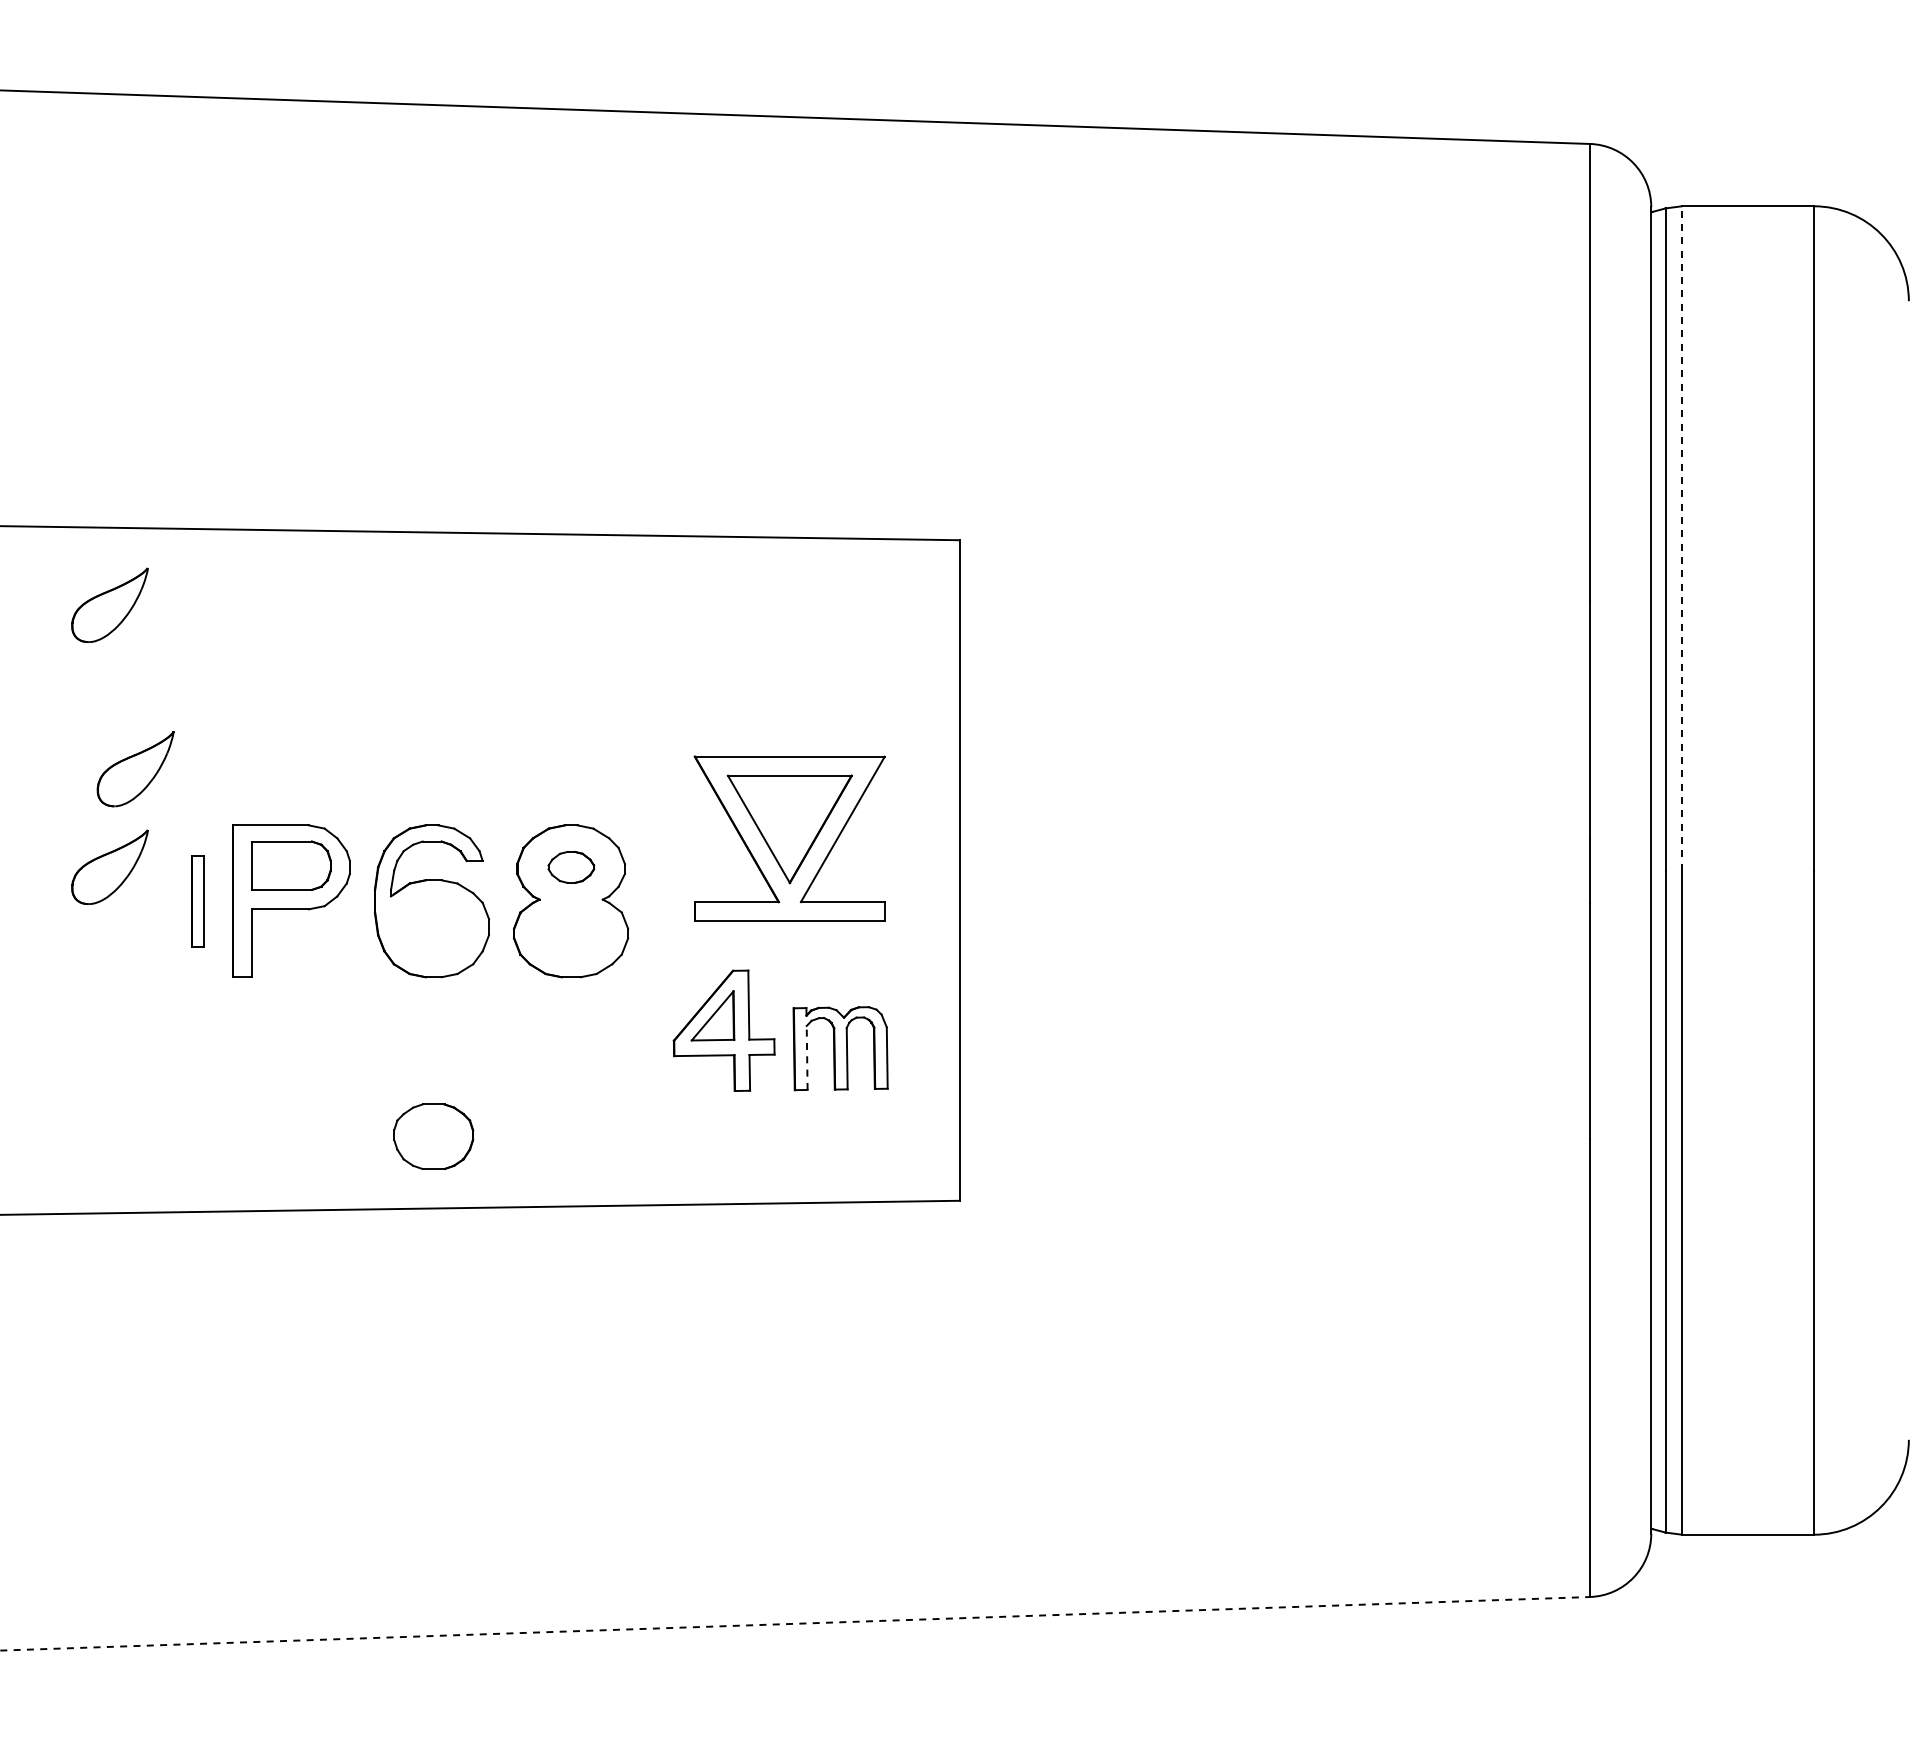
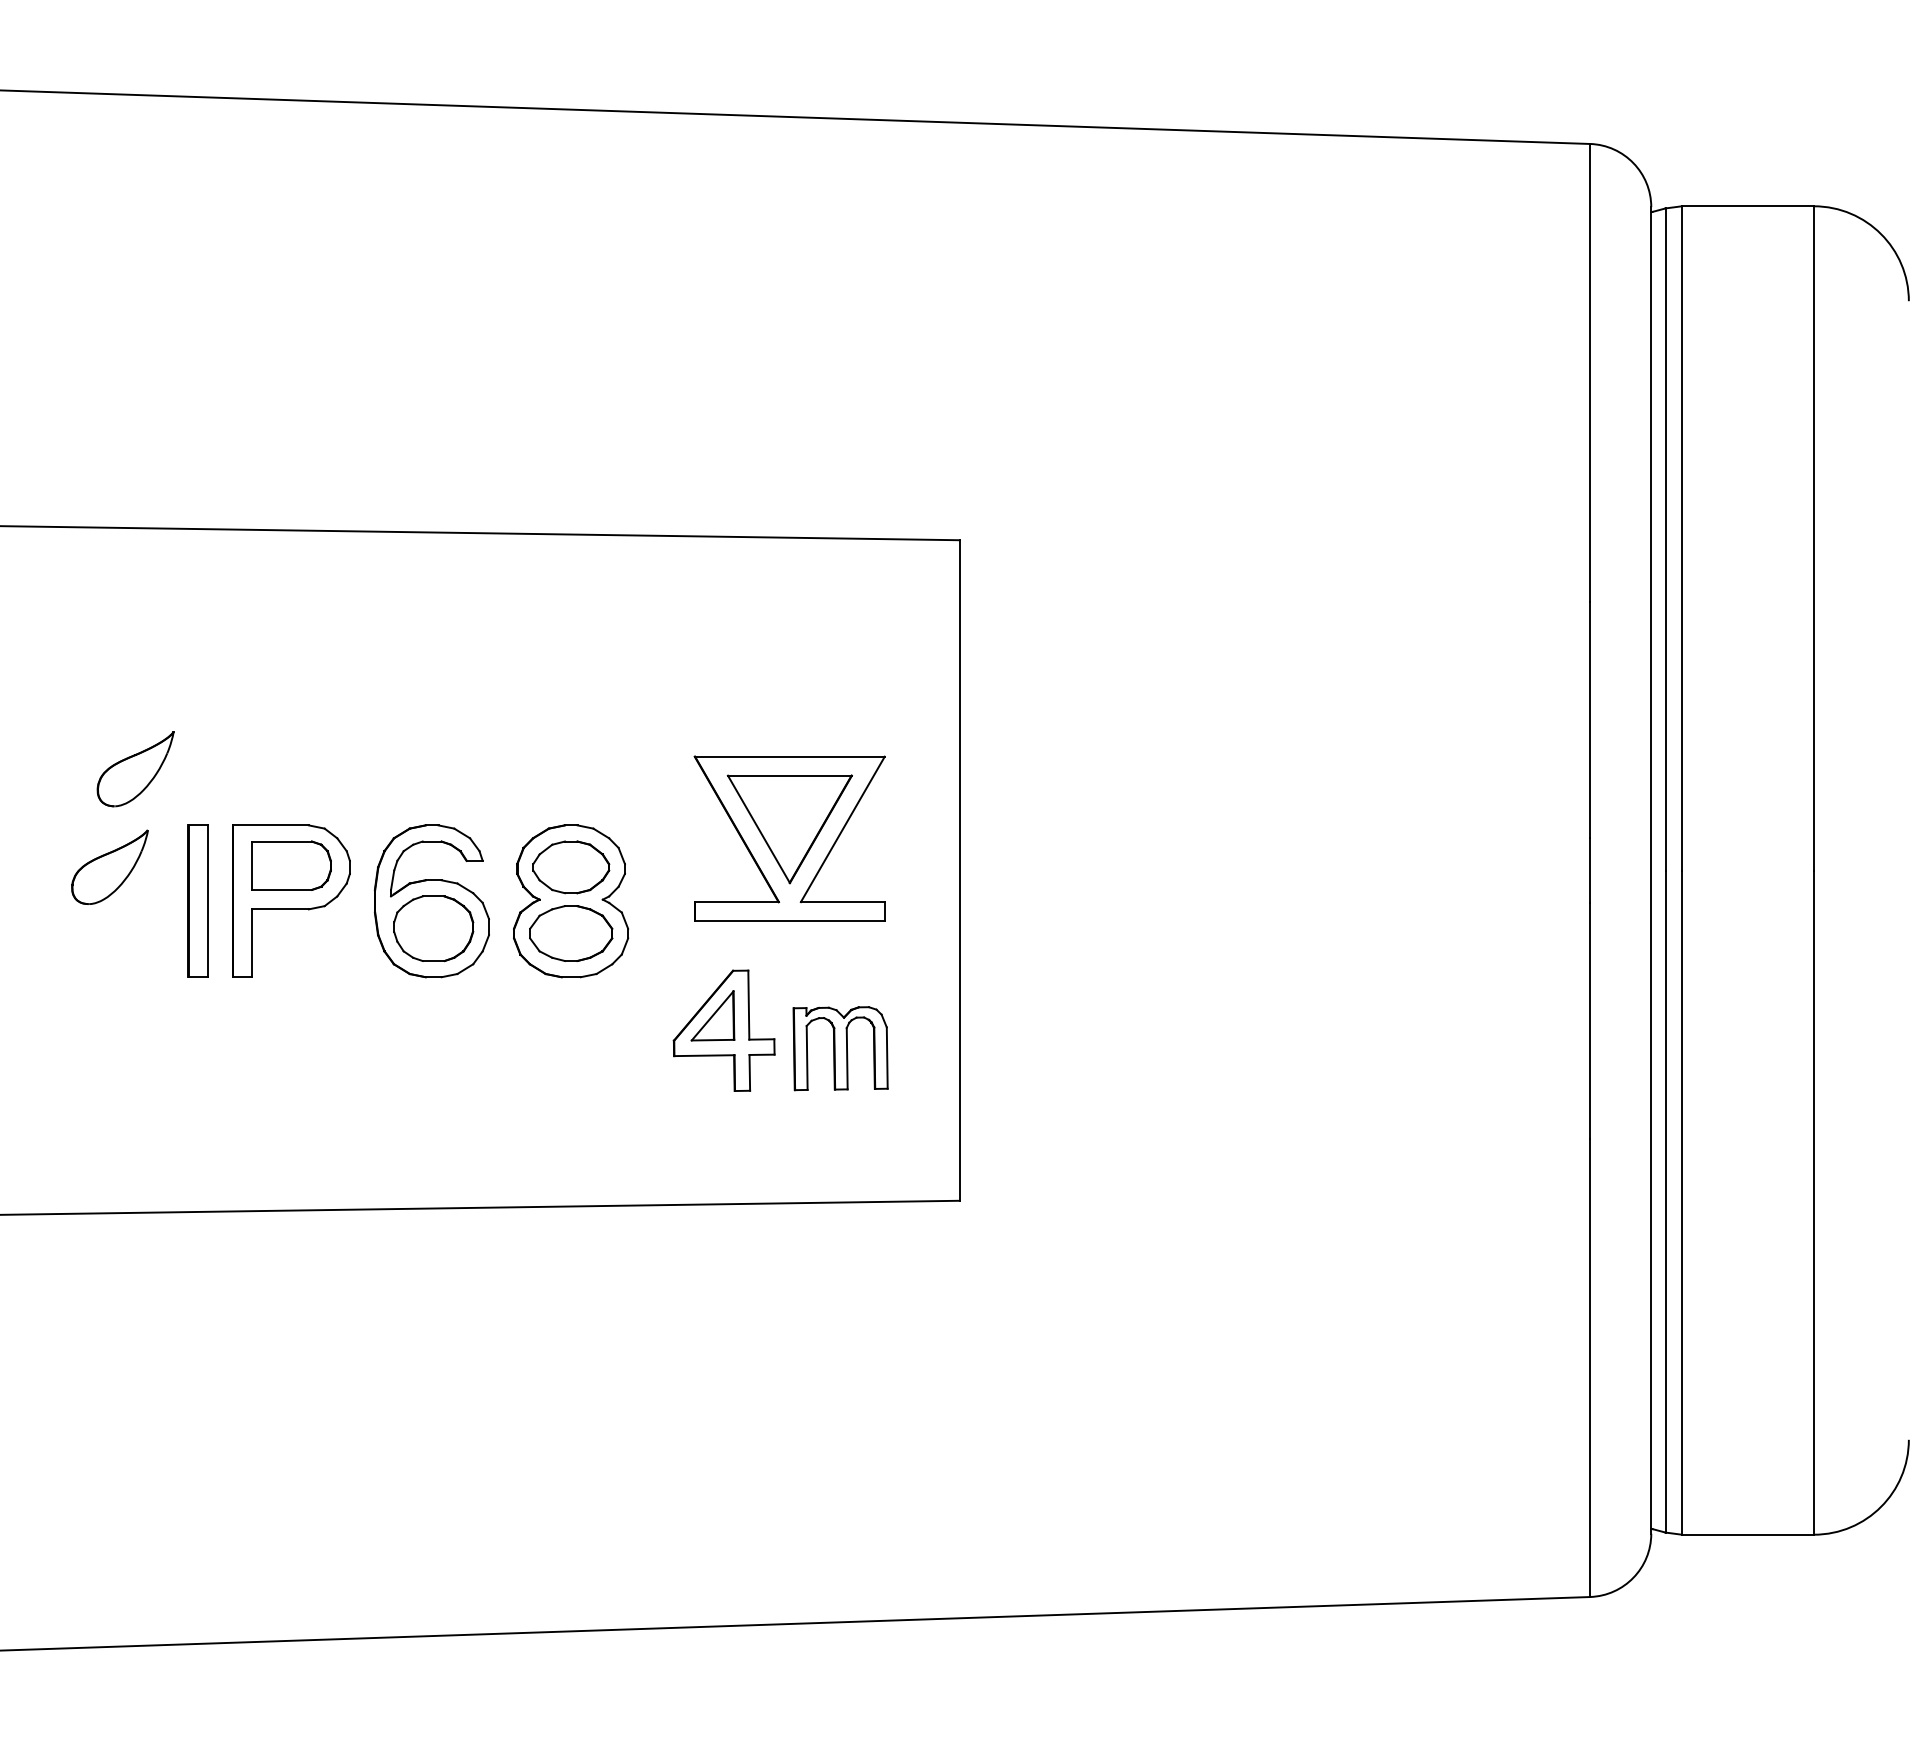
line: dashed -> solid (1681, 537)
part: present -> none (109, 604)
part size: 49x34 px -> 79x55 px (571, 867)
part size: 14x93 px -> 22x154 px (197, 900)
part: none -> present (571, 933)
line: dashed -> solid (807, 1057)
part position: (433, 1136) -> (433, 928) (433, 928)
line: dashed -> solid (795, 1623)
